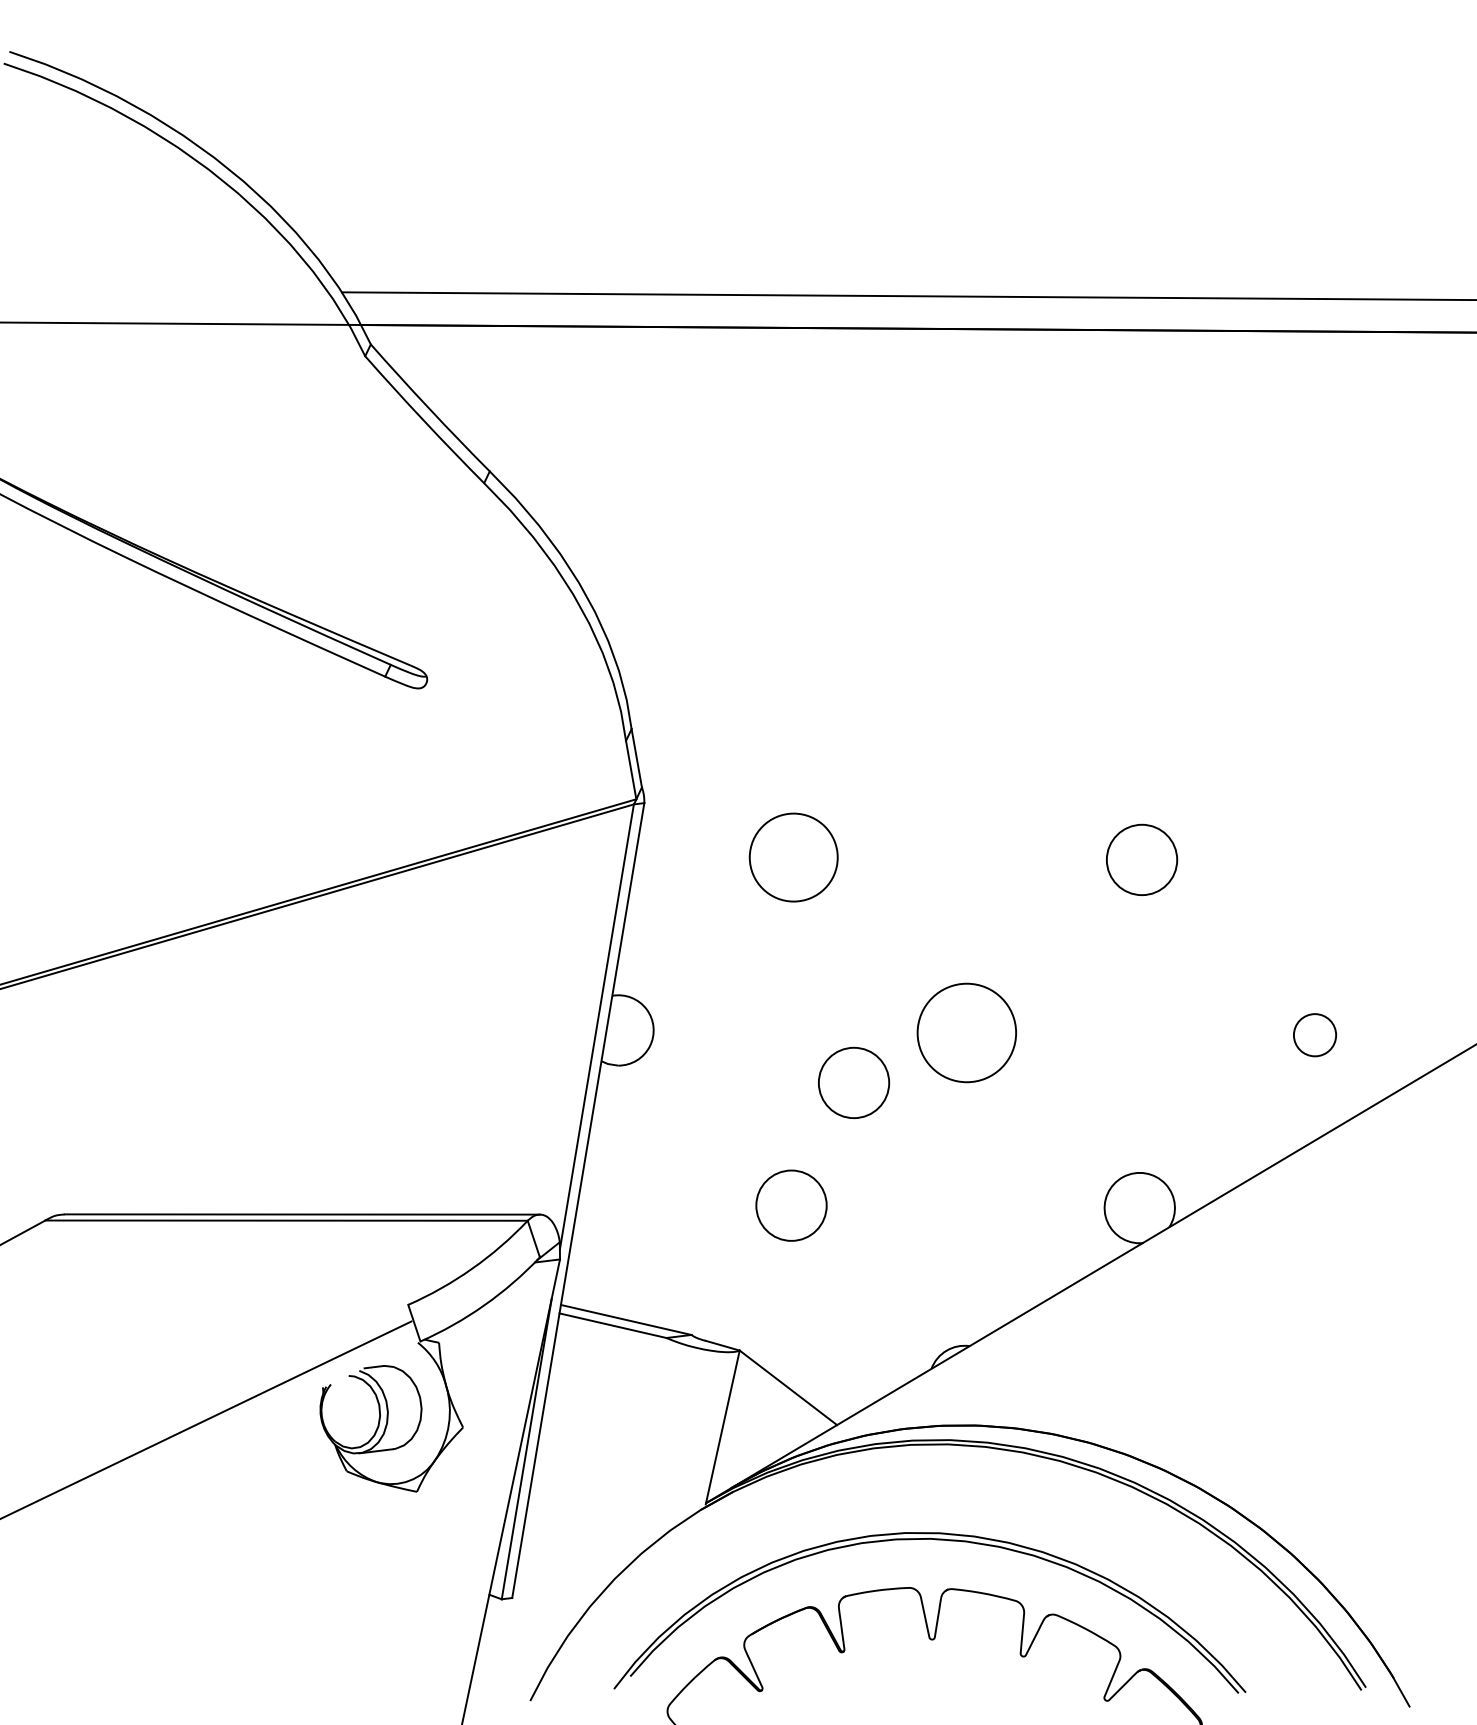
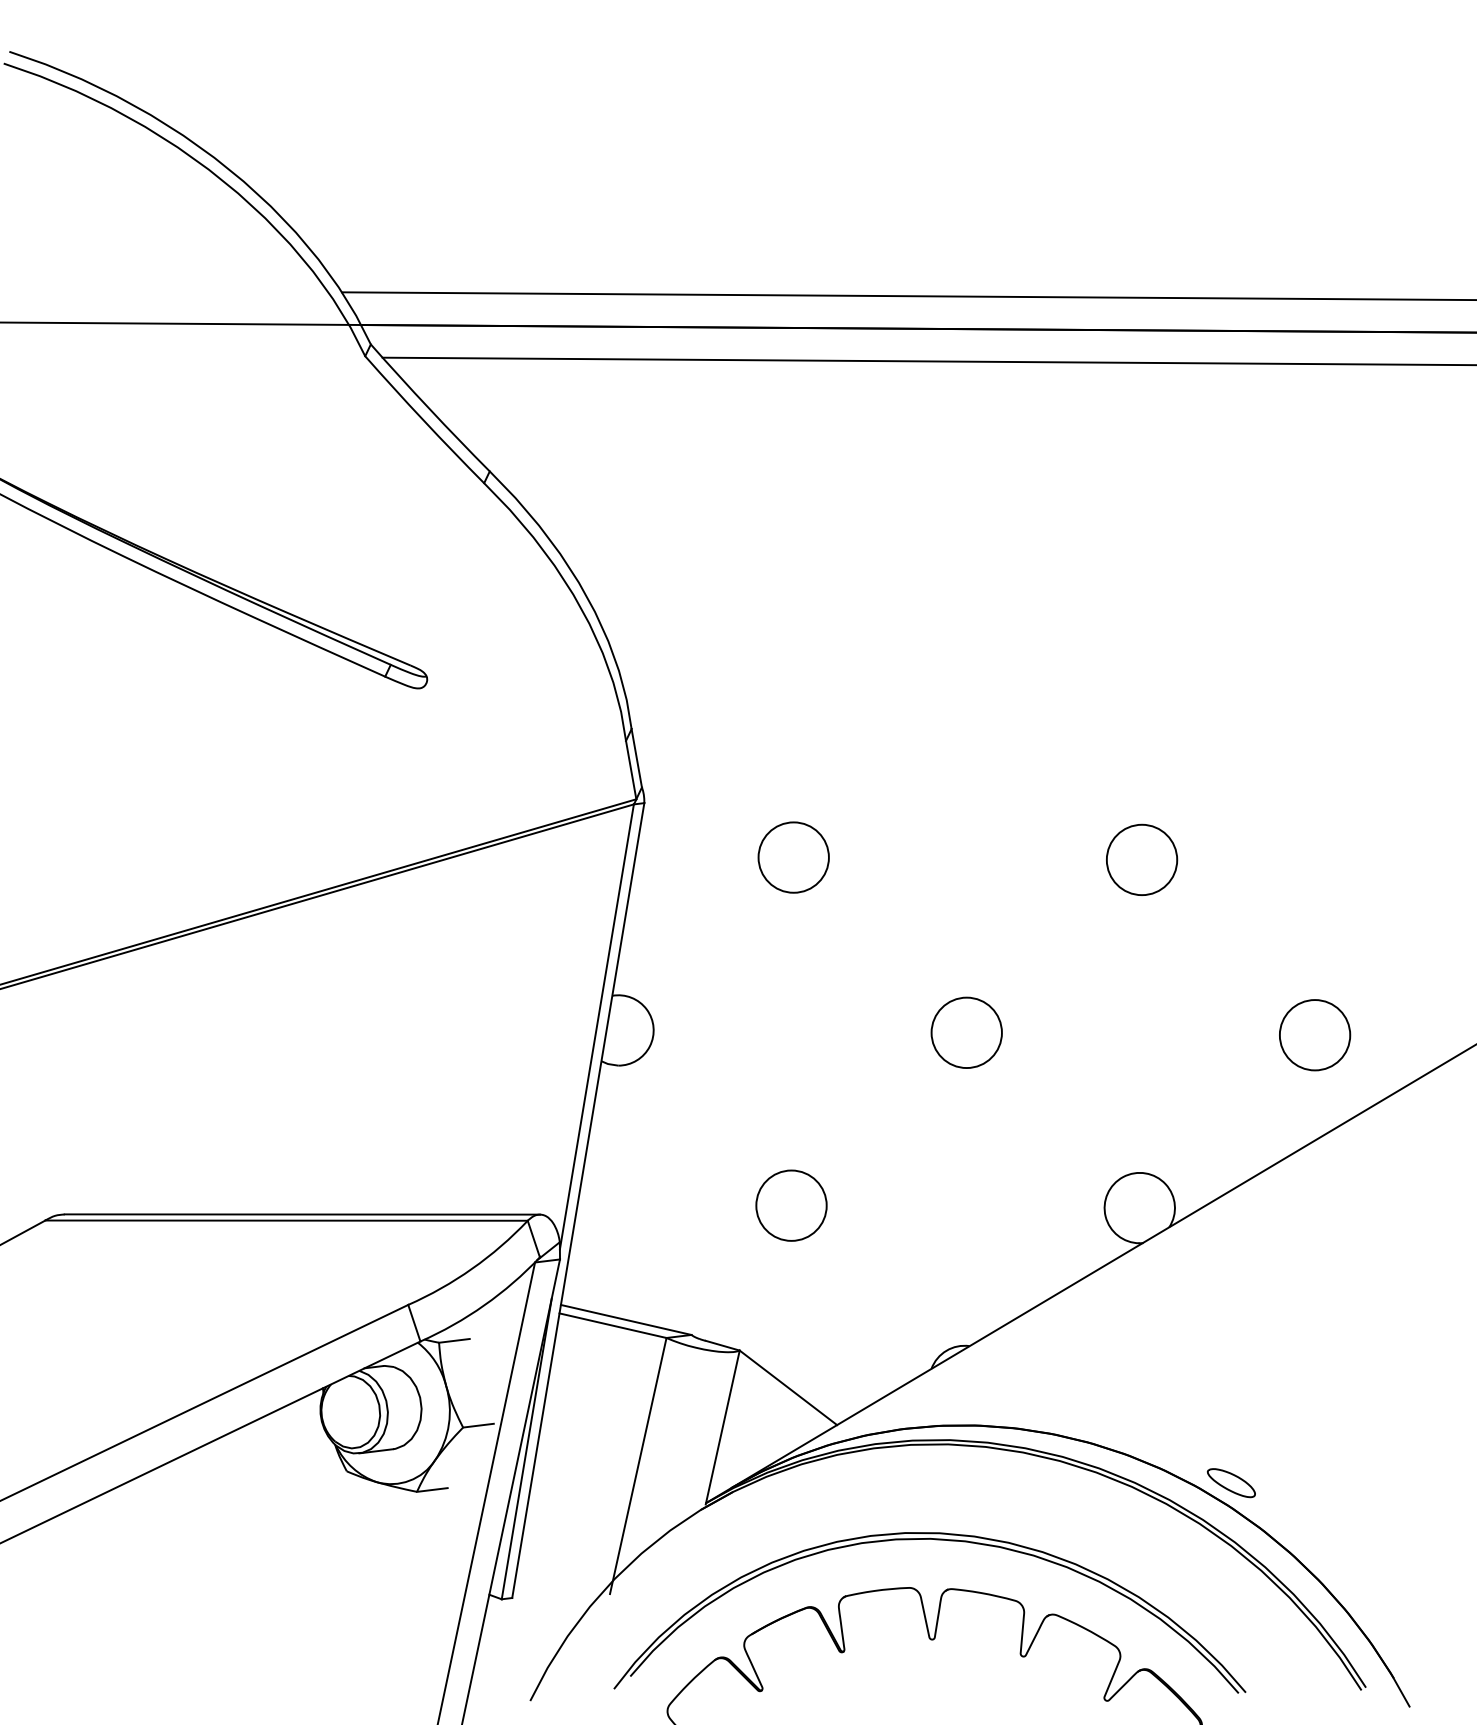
line: none -> present (927, 361)
circle diameter: 88 px -> 70 px (793, 857)
circle size: 101x102 px -> 73x73 px (966, 1032)
circle diameter: 42 px -> 70 px (1314, 1035)
circle: present -> none (854, 1082)
line: none -> present (454, 1340)
line: none -> present (205, 1402)
line position: (206, 1419) -> (211, 1441) (211, 1441)
line: none -> present (478, 1425)
line: none -> present (638, 1466)
part: none -> present (1230, 1483)
line: none -> present (432, 1489)
line: none -> present (486, 1491)
